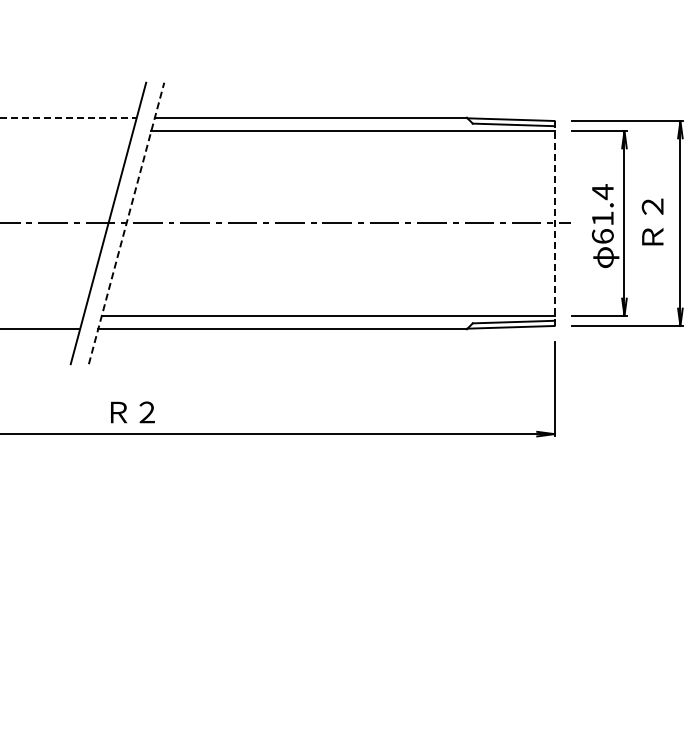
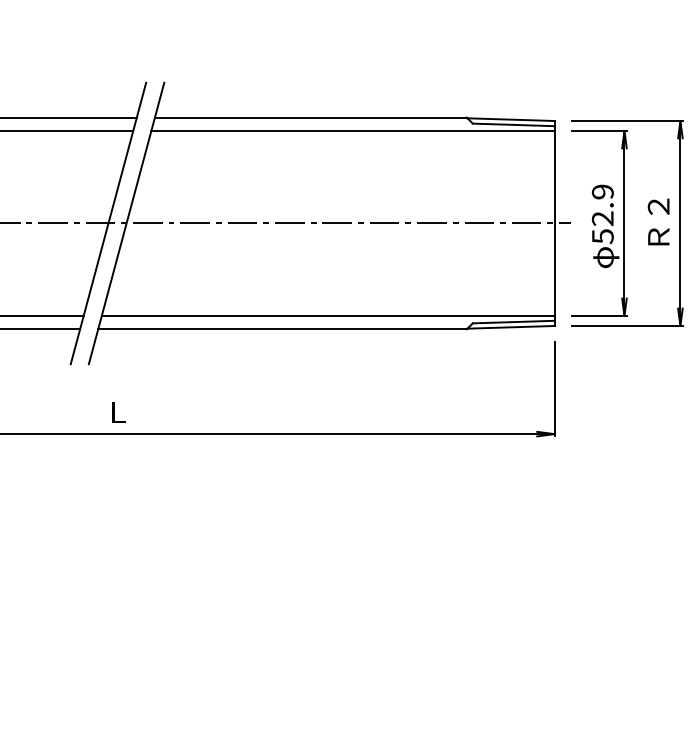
line: dashed -> solid (68, 117)
line: none -> present (67, 131)
text: 61.4 -> 52.9 (602, 214)
text position: (652, 221) -> (658, 221) (658, 221)
line: dashed -> solid (126, 223)
line: dashed -> solid (554, 223)
line: none -> present (42, 315)
text: Ｒ２ -> Ｌ (132, 412)
